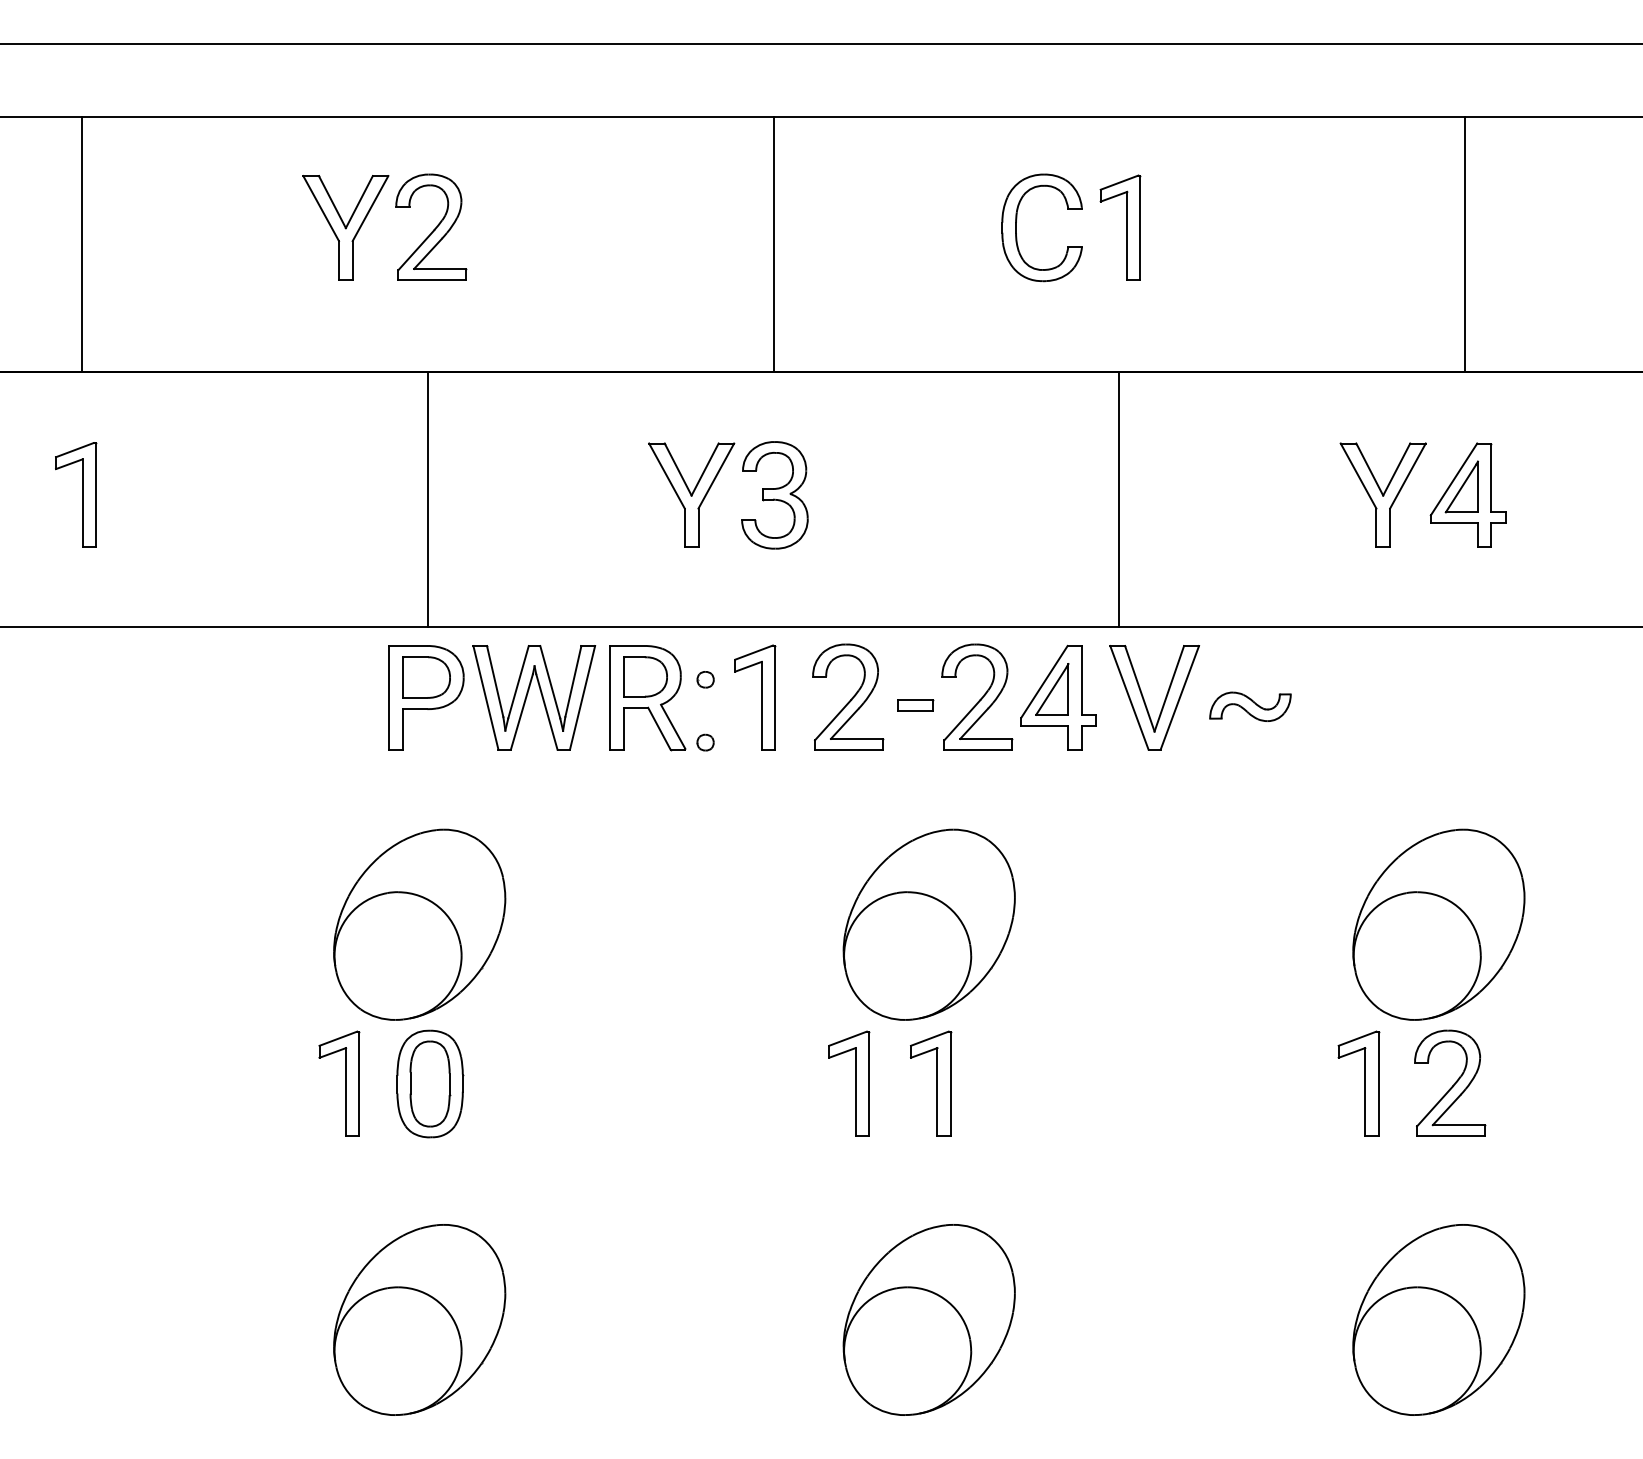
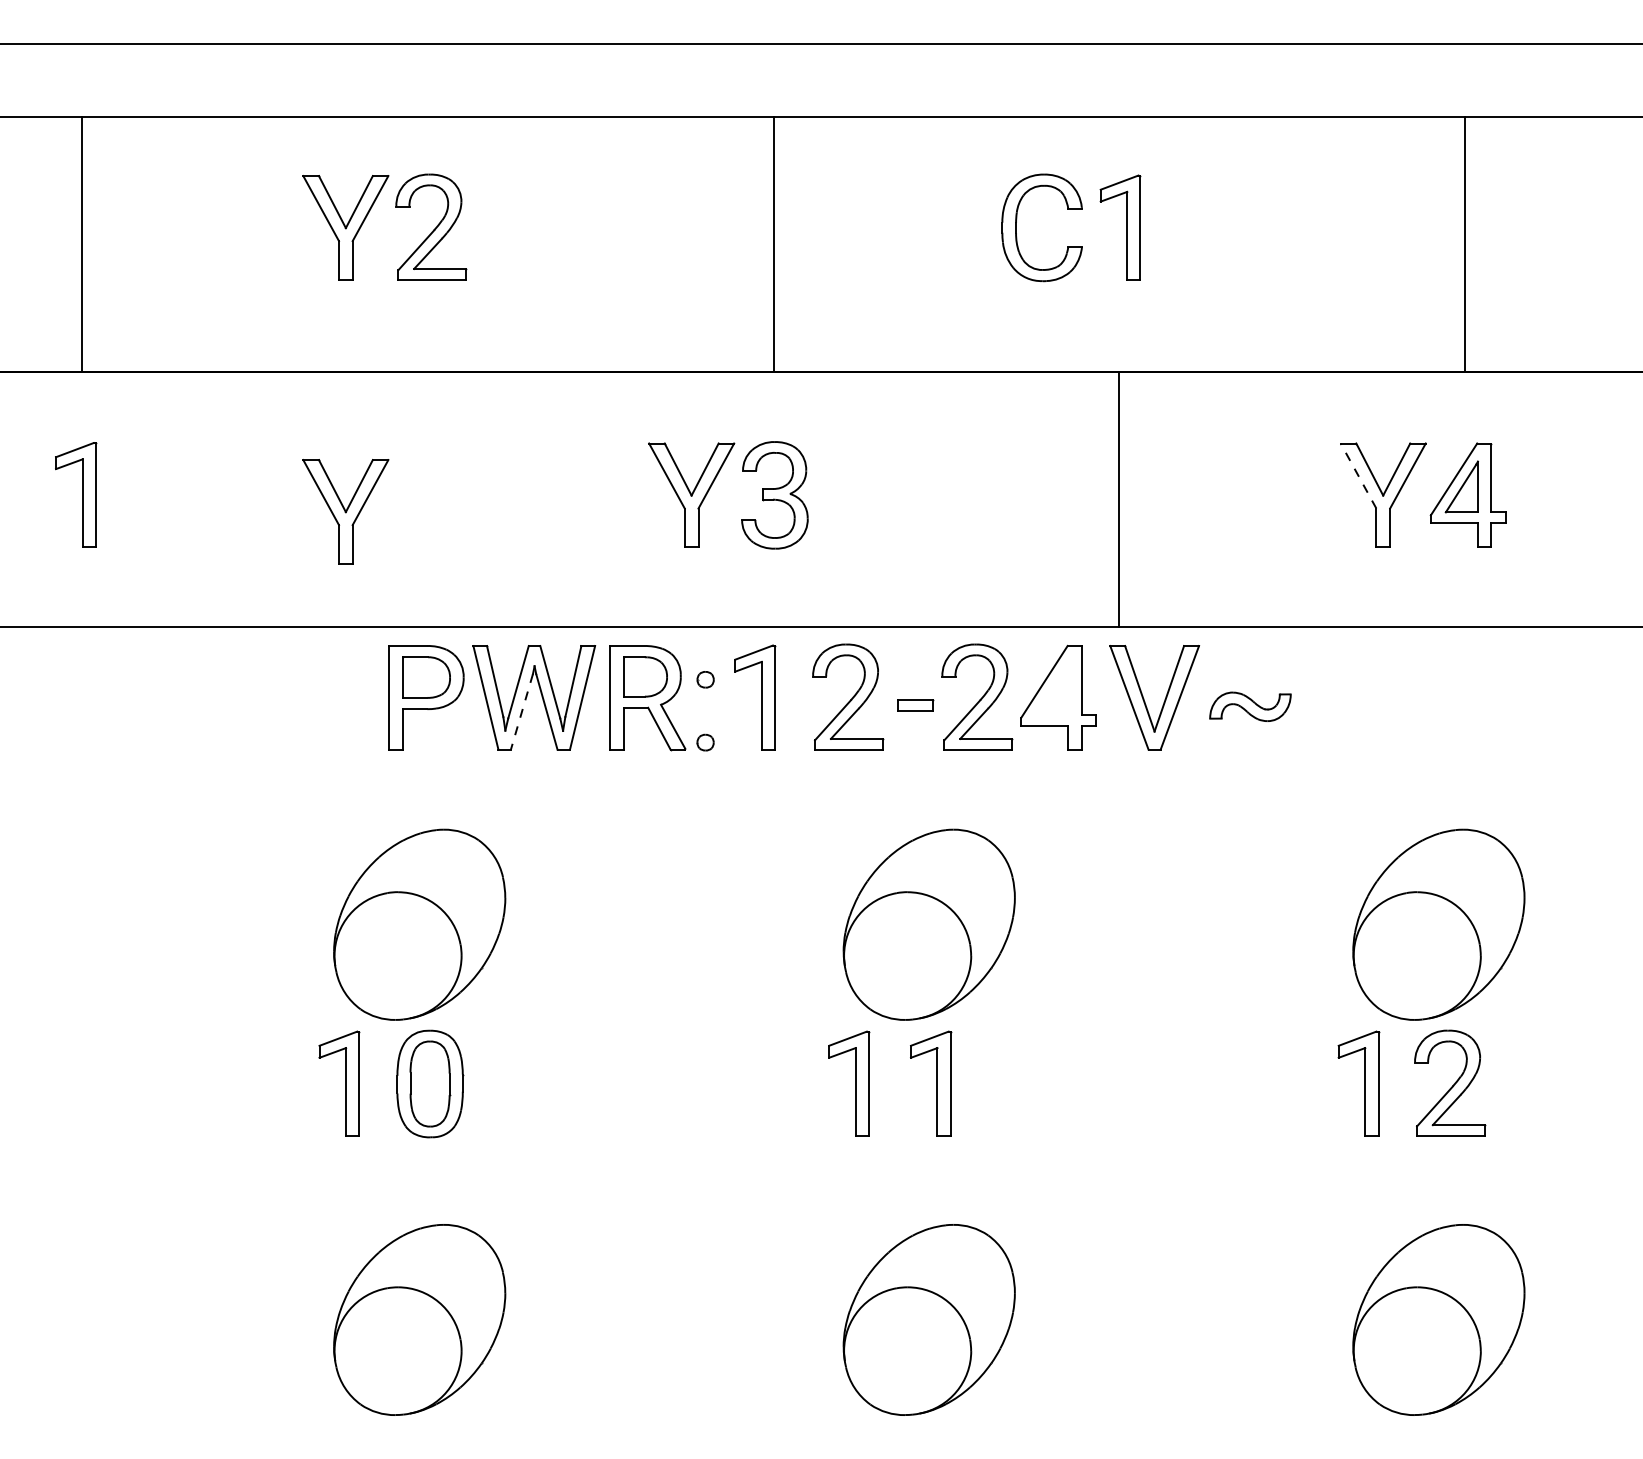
line: solid -> dashed (1358, 475)
line: present -> none (427, 499)
part: none -> present (345, 511)
part: present -> none (1052, 689)
line: solid -> dashed (521, 712)
